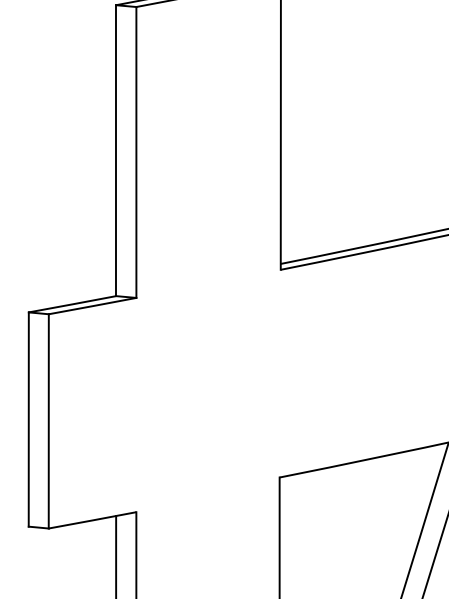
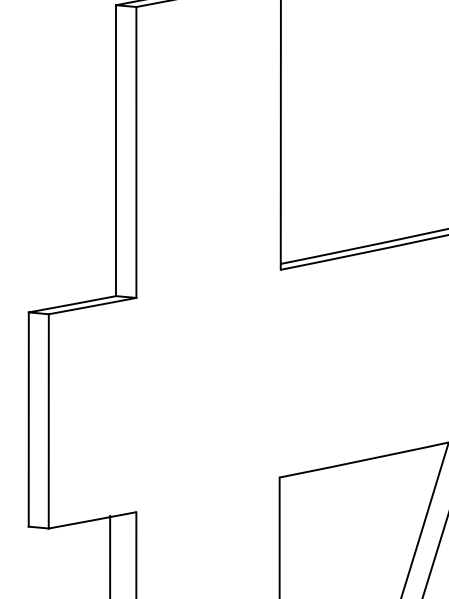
line position: (116, 555) -> (110, 555) (110, 555)
